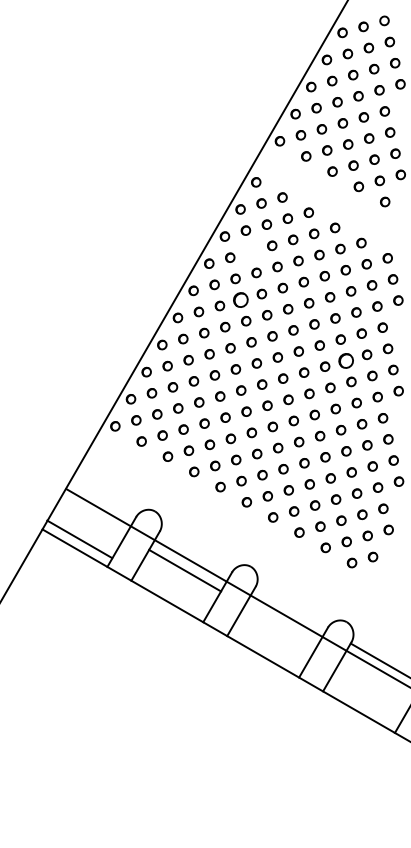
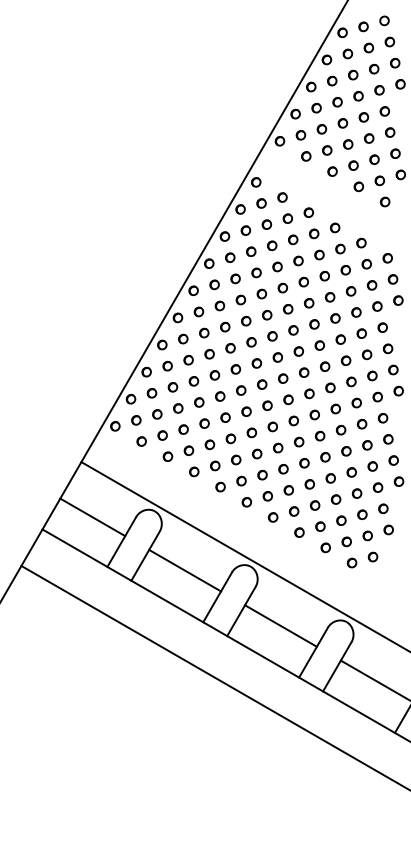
part: none -> present (251, 251)
part size: 16x16 px -> 12x12 px (240, 299)
part size: 16x16 px -> 12x11 px (345, 360)
line position: (79, 539) -> (92, 517) (92, 517)
line position: (236, 587) -> (244, 556) (244, 556)
line: none -> present (280, 625)
line position: (378, 659) -> (373, 679) (373, 679)
line: none -> present (214, 677)
